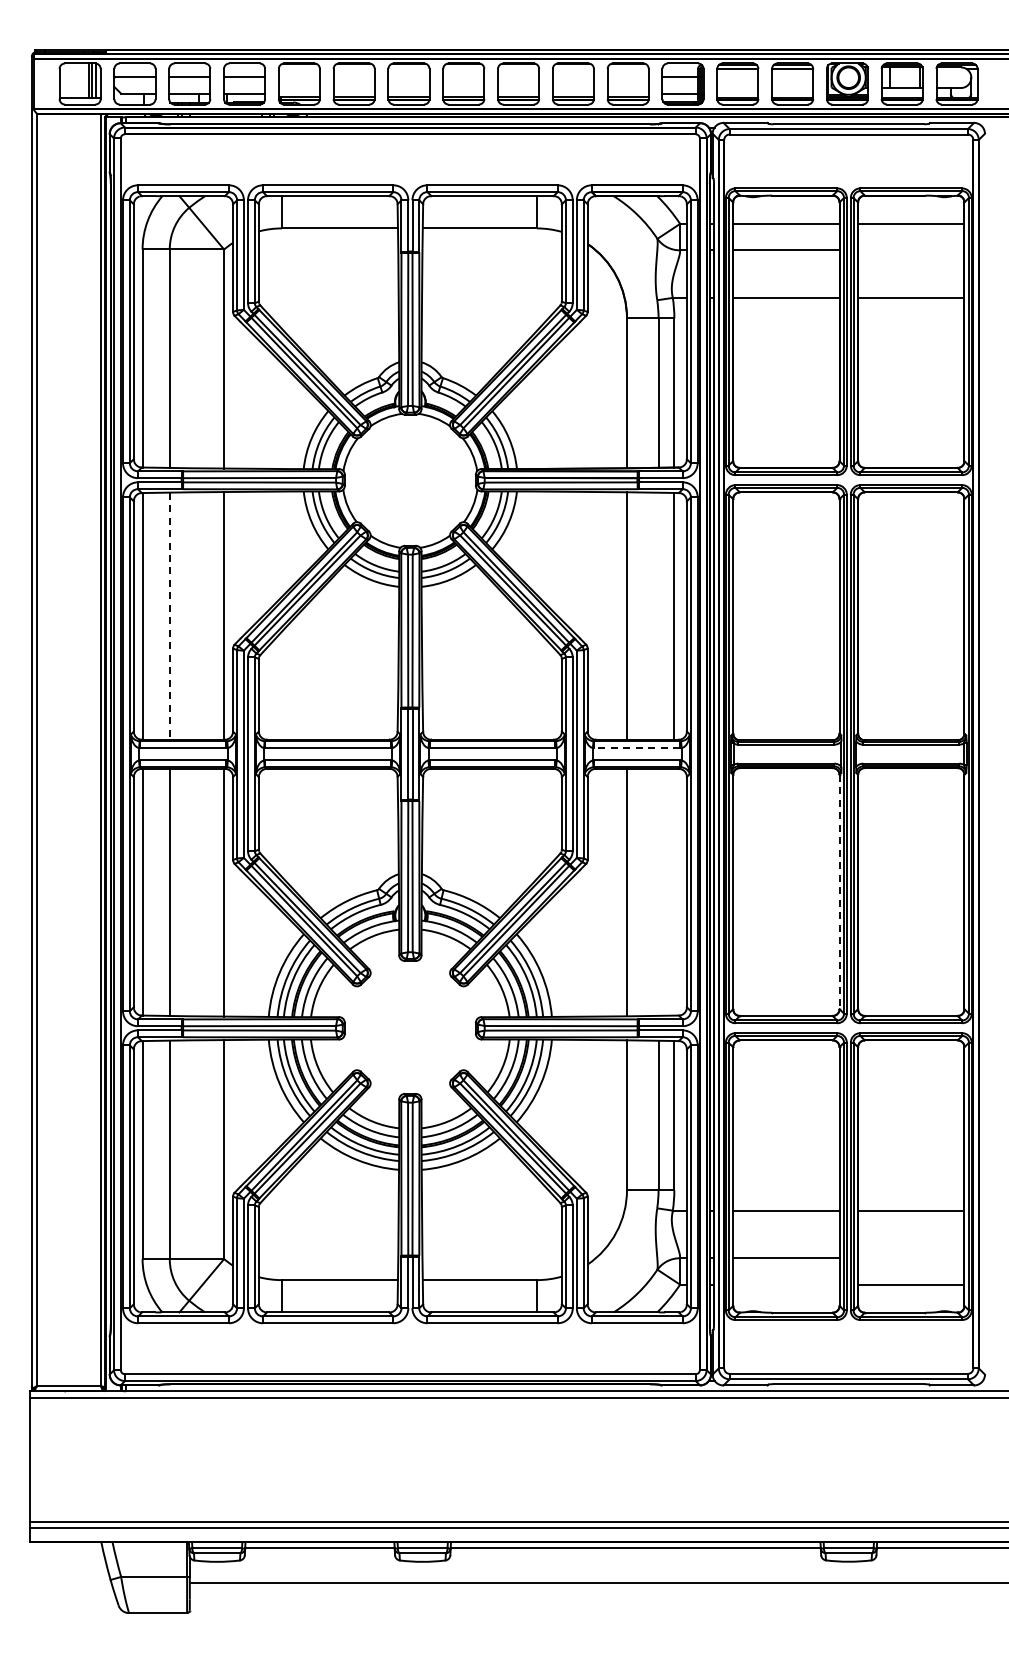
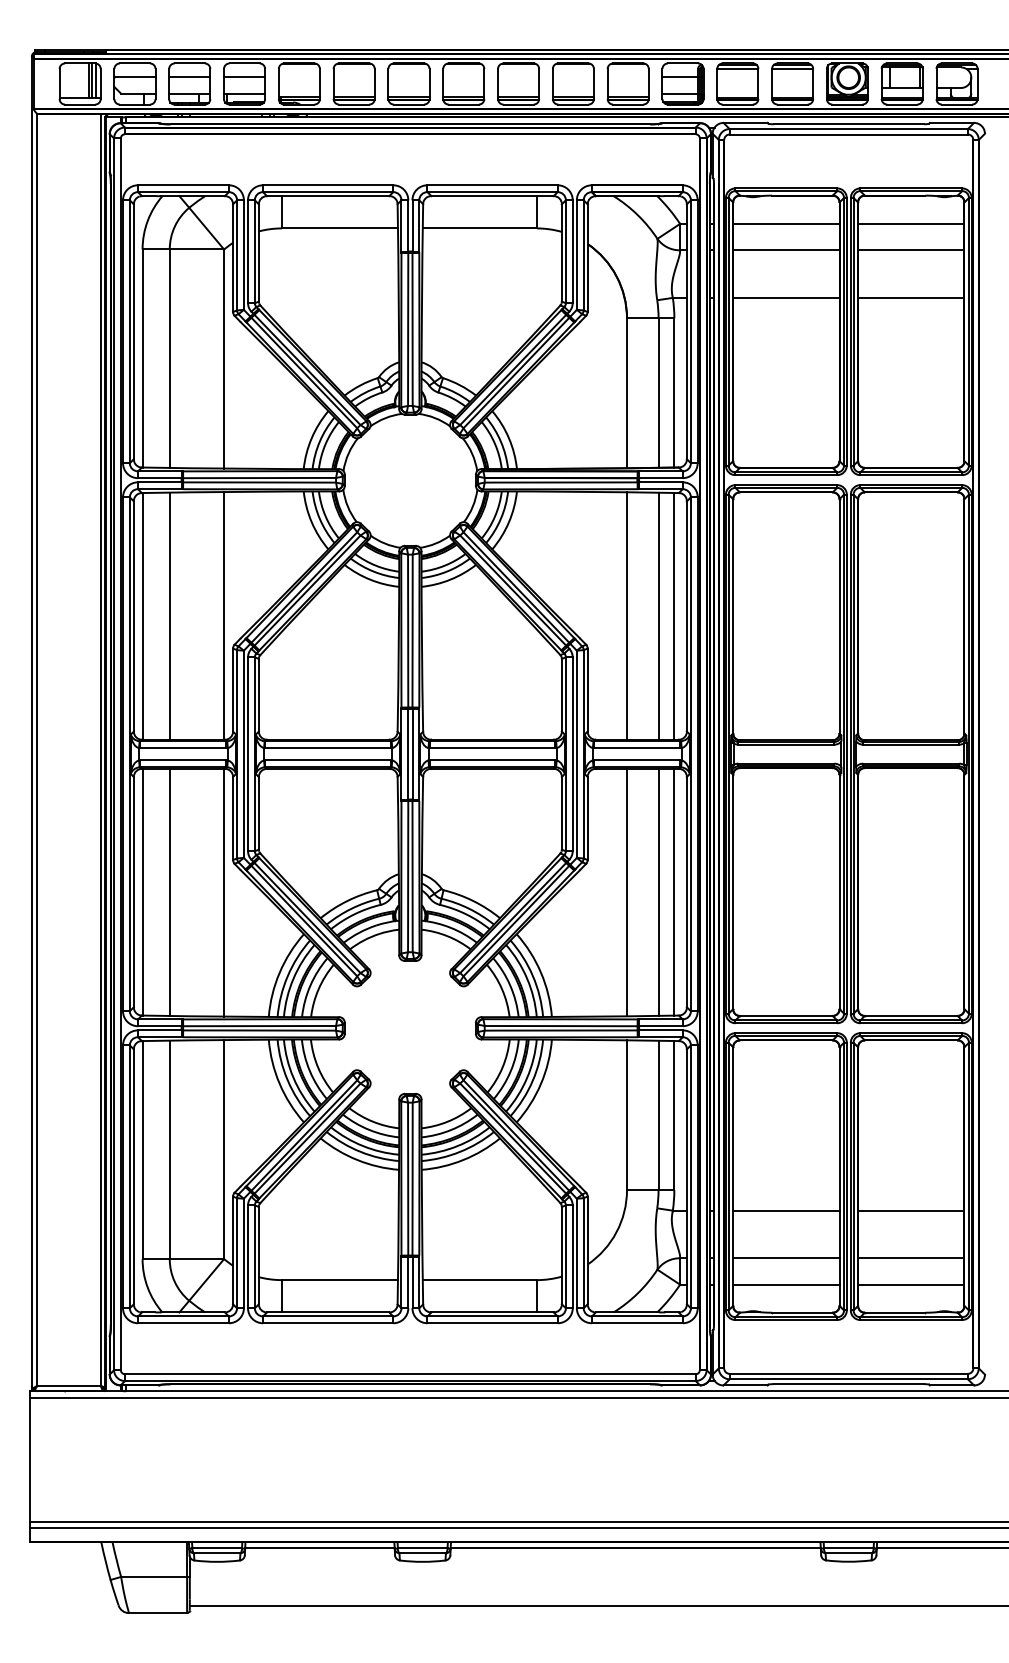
line: none -> present (911, 250)
line: none -> present (658, 615)
line: dashed -> solid (169, 616)
line: dashed -> solid (637, 748)
line: none -> present (658, 891)
line: none -> present (674, 891)
line: dashed -> solid (839, 892)
line: none -> present (911, 1258)
line: none -> present (786, 1284)
line position: (597, 1583) -> (597, 1606) (597, 1606)
